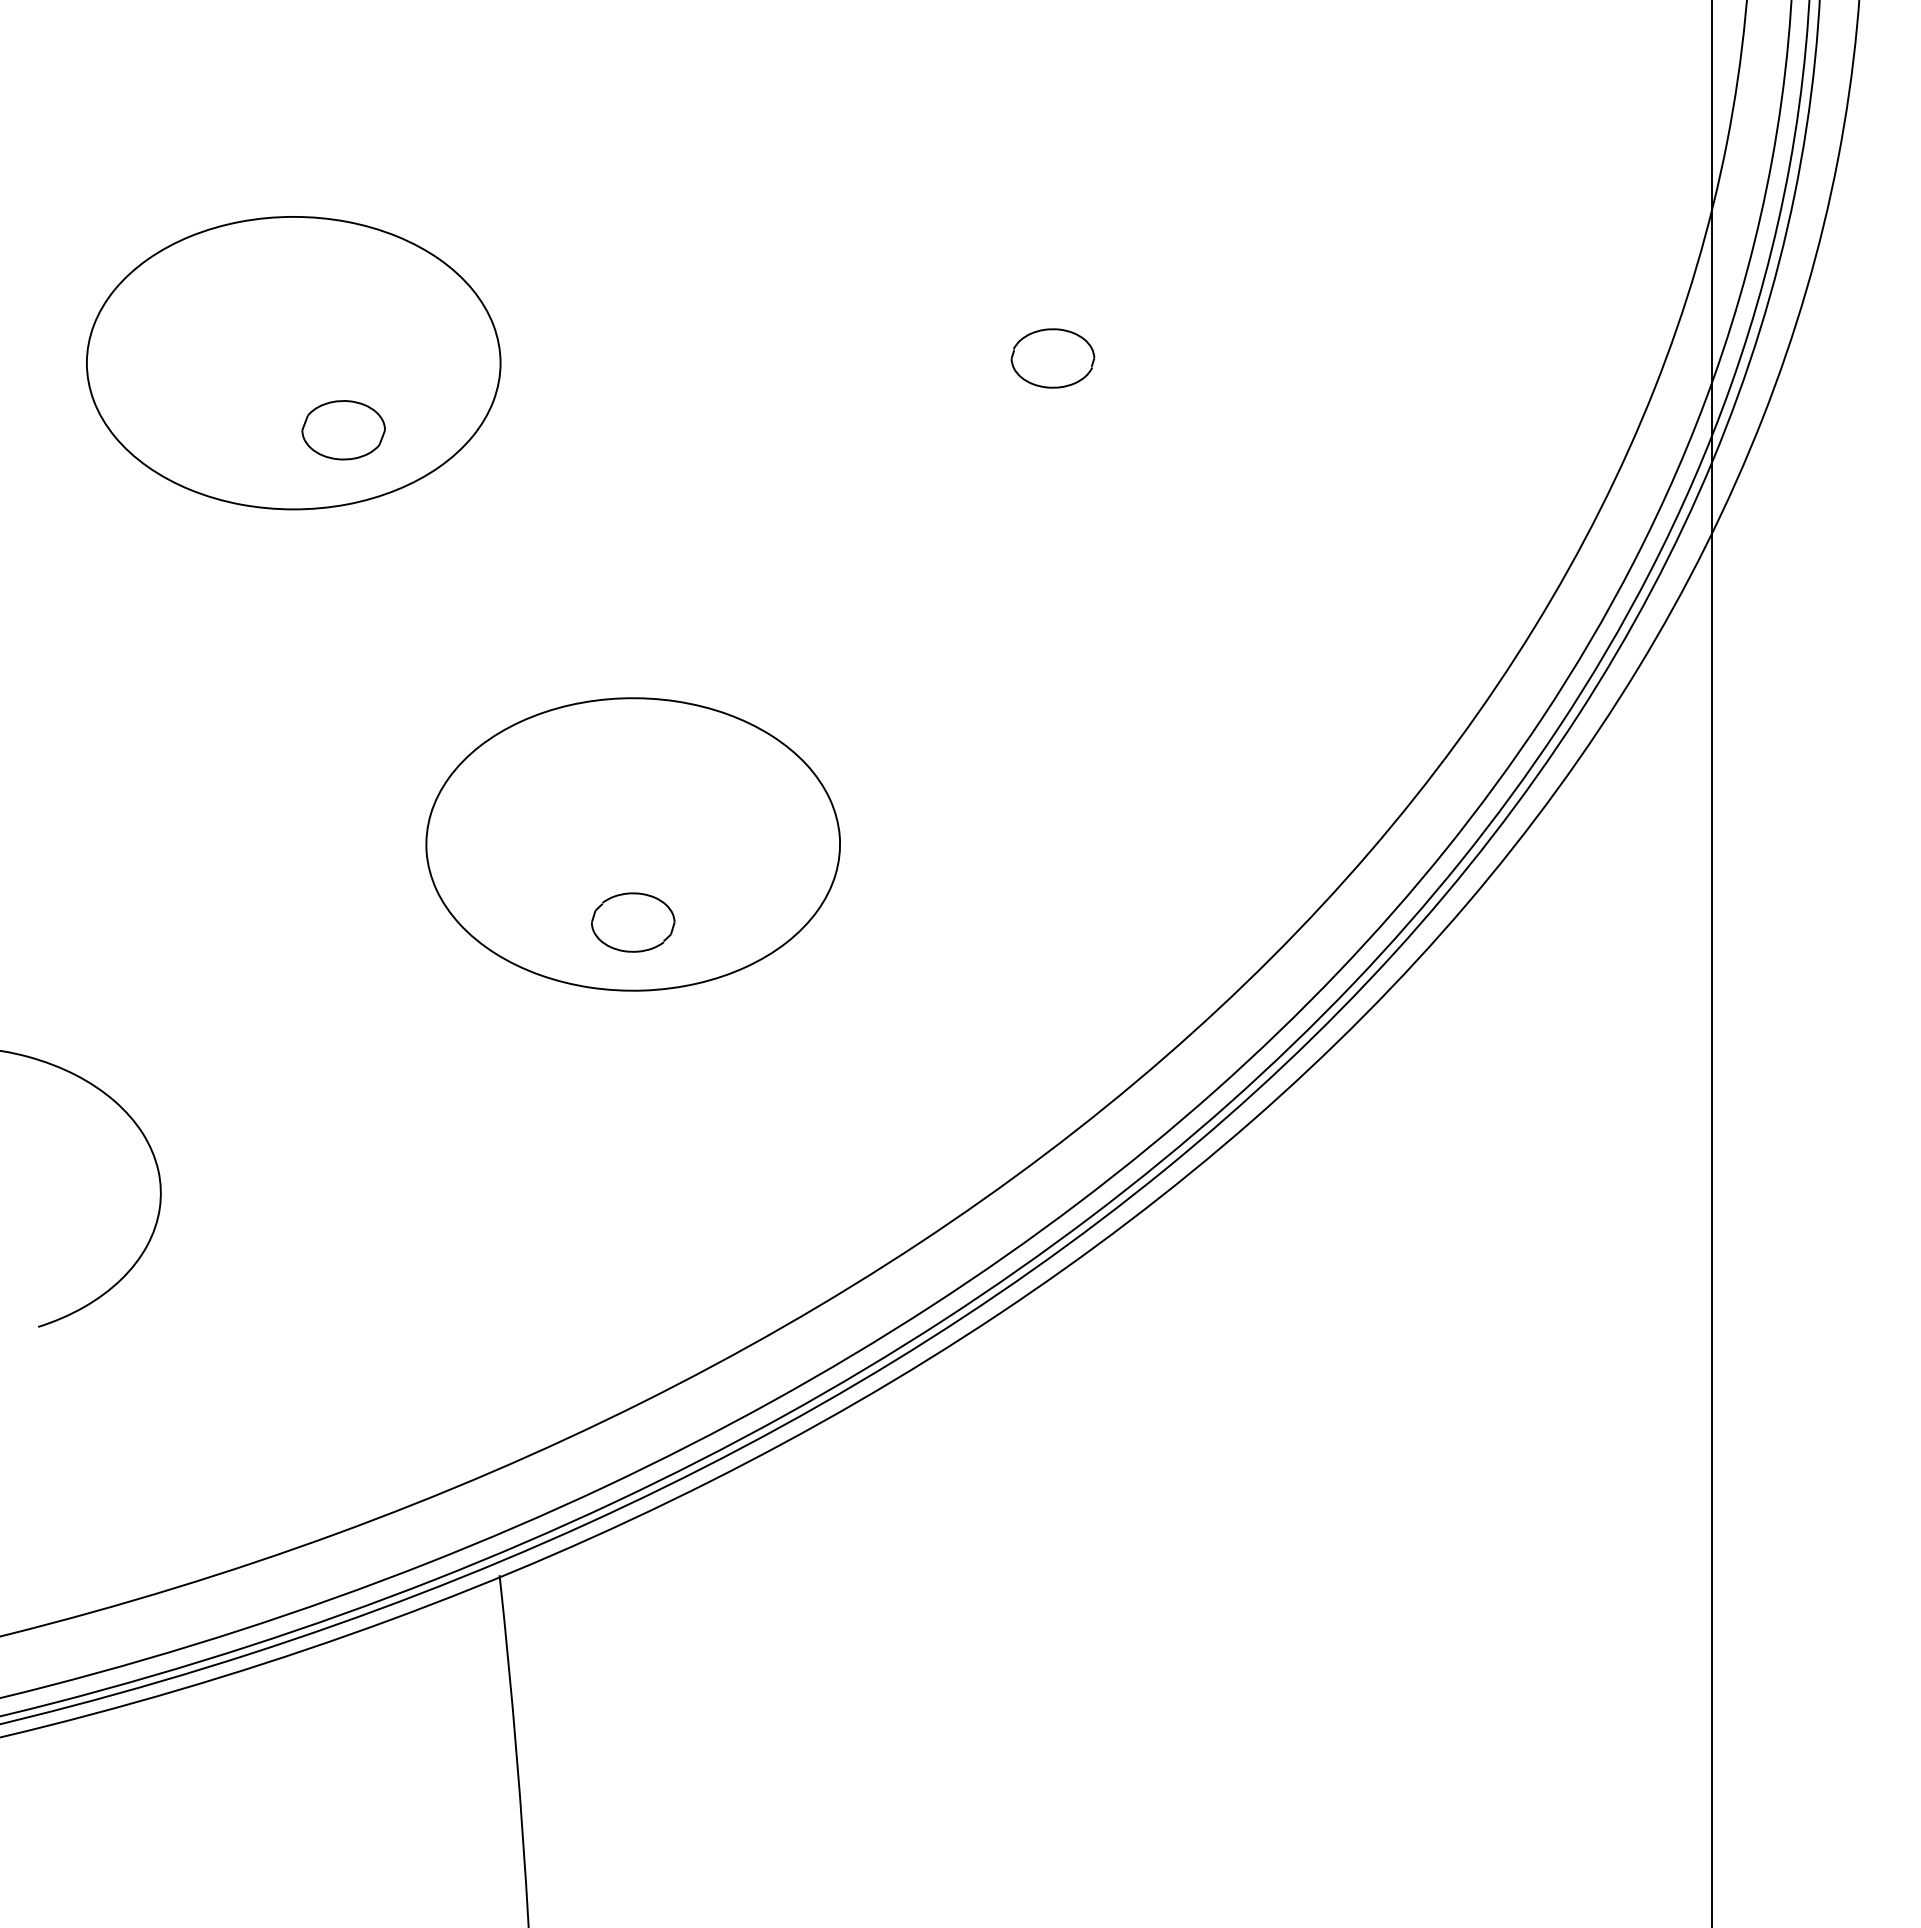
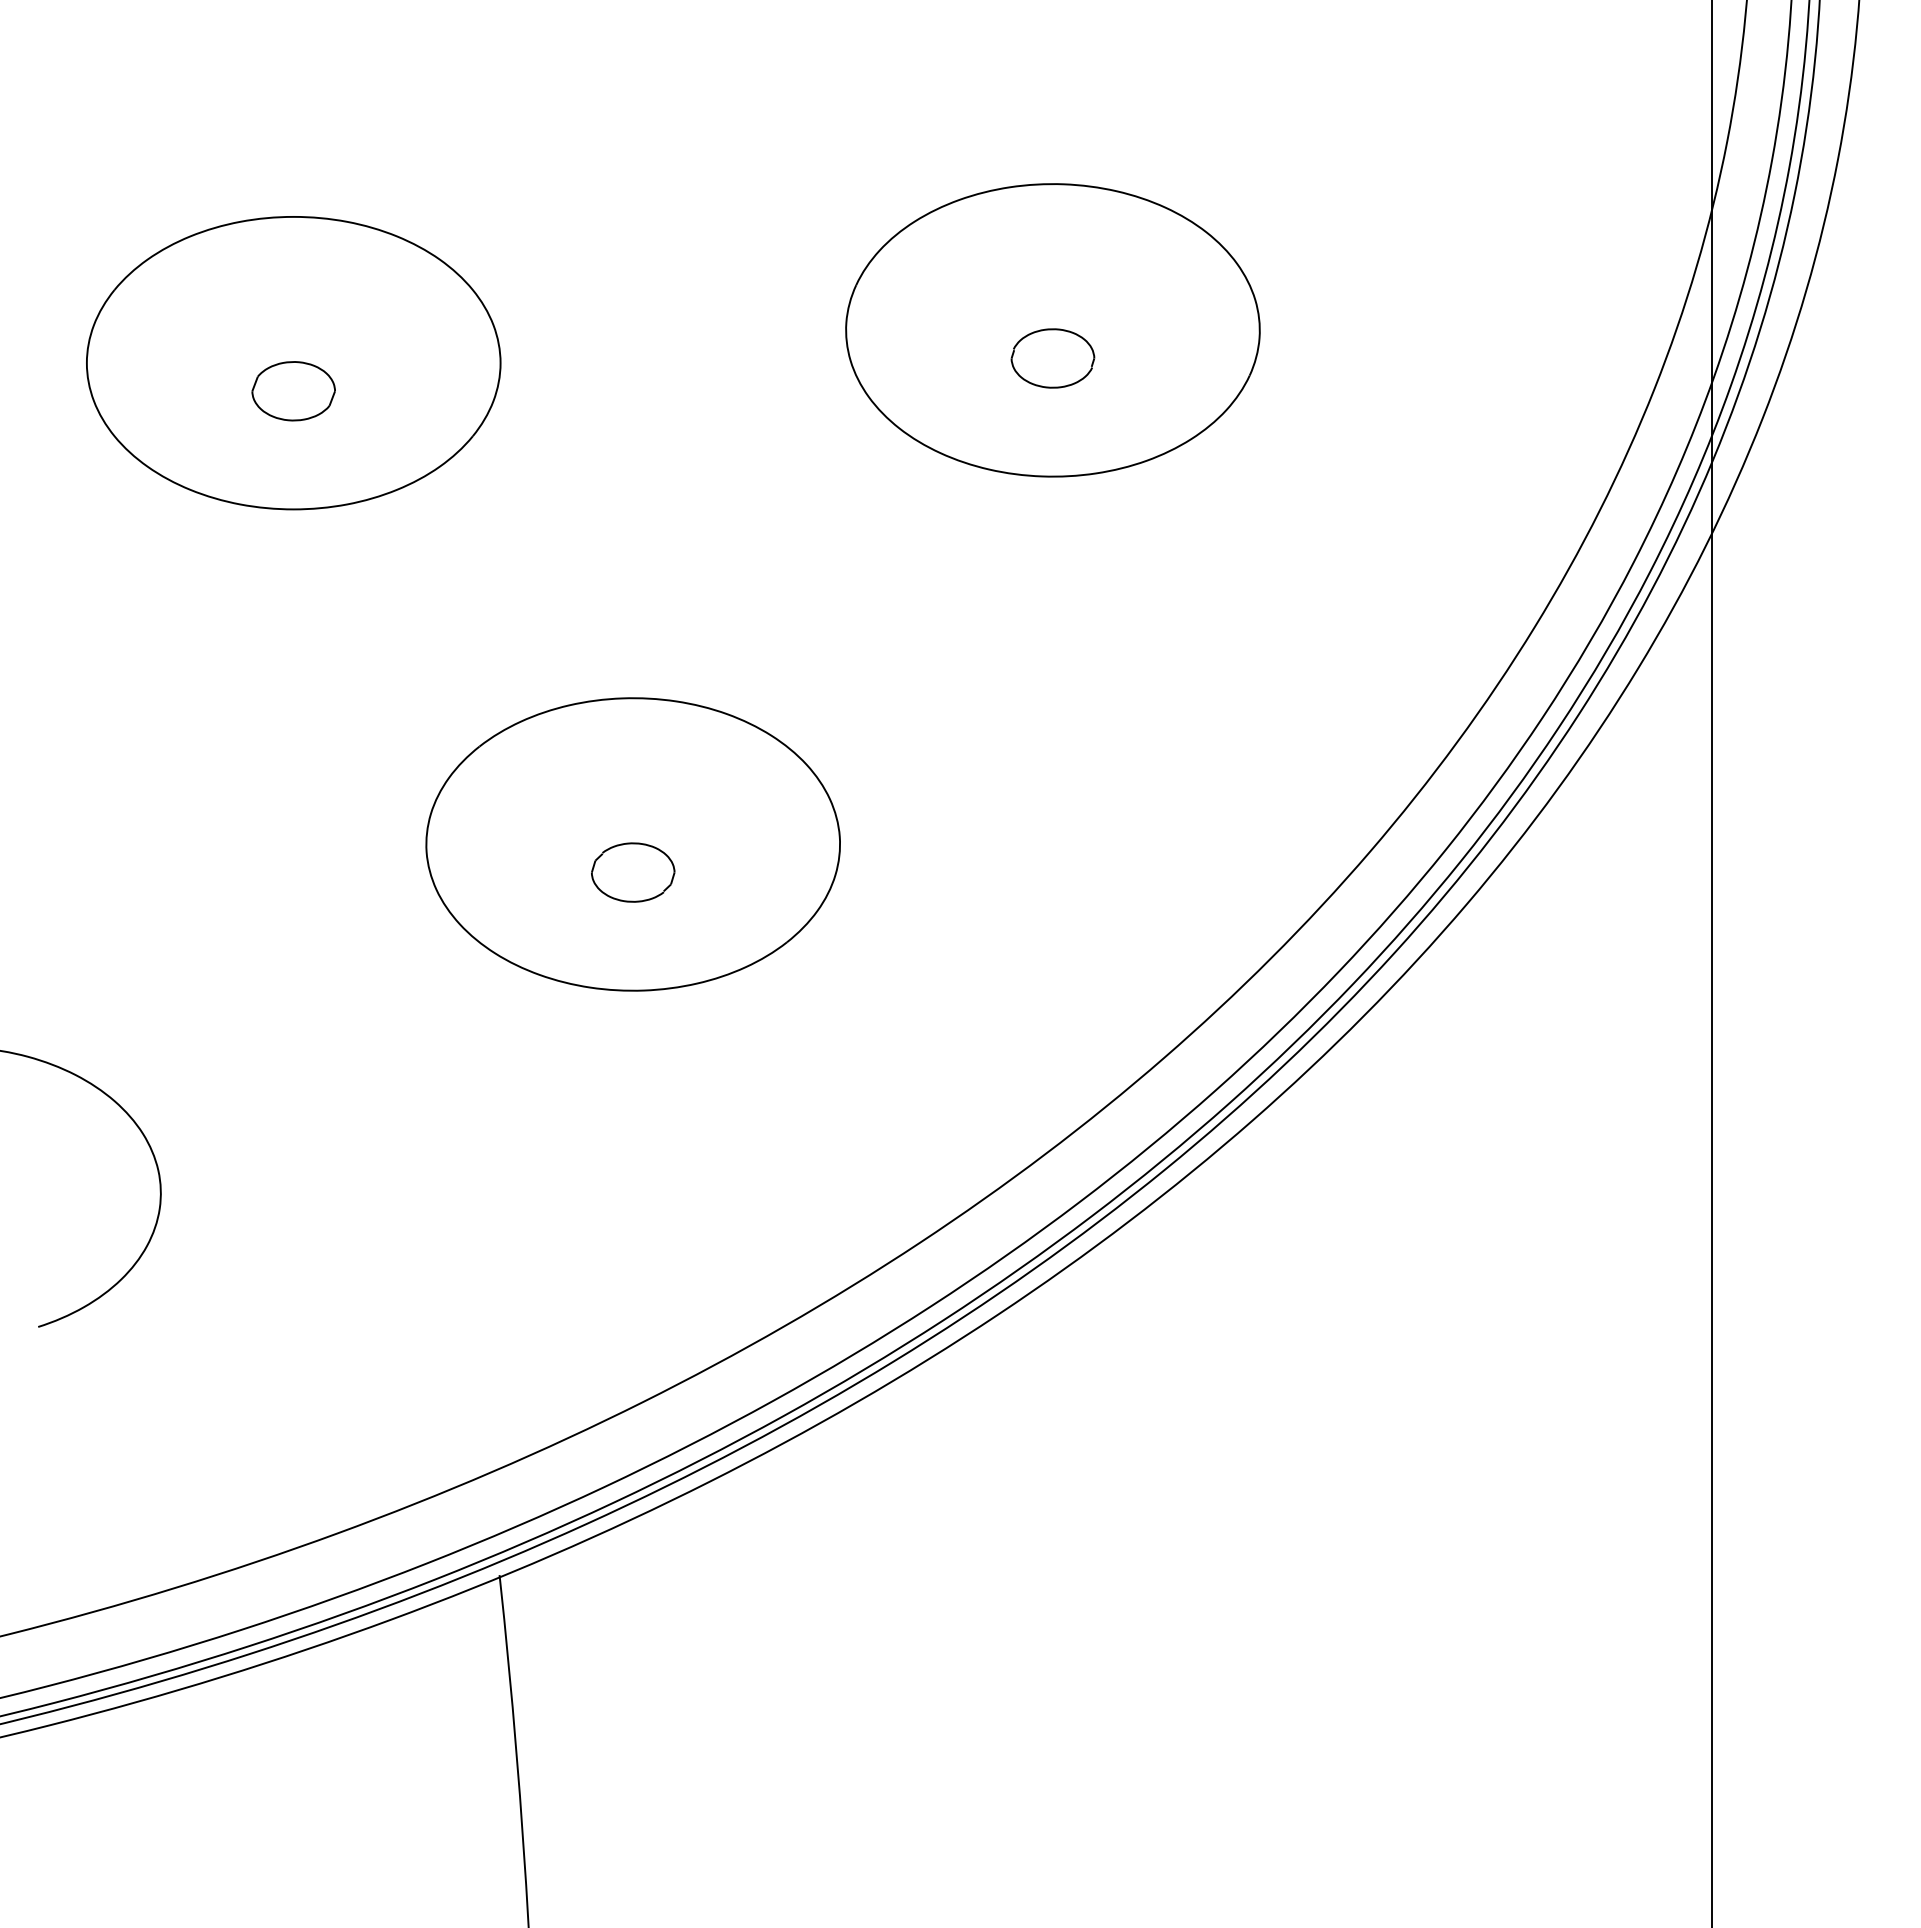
part: none -> present (1052, 330)
part position: (343, 430) -> (293, 391) (293, 391)
part position: (633, 922) -> (633, 872) (633, 872)
